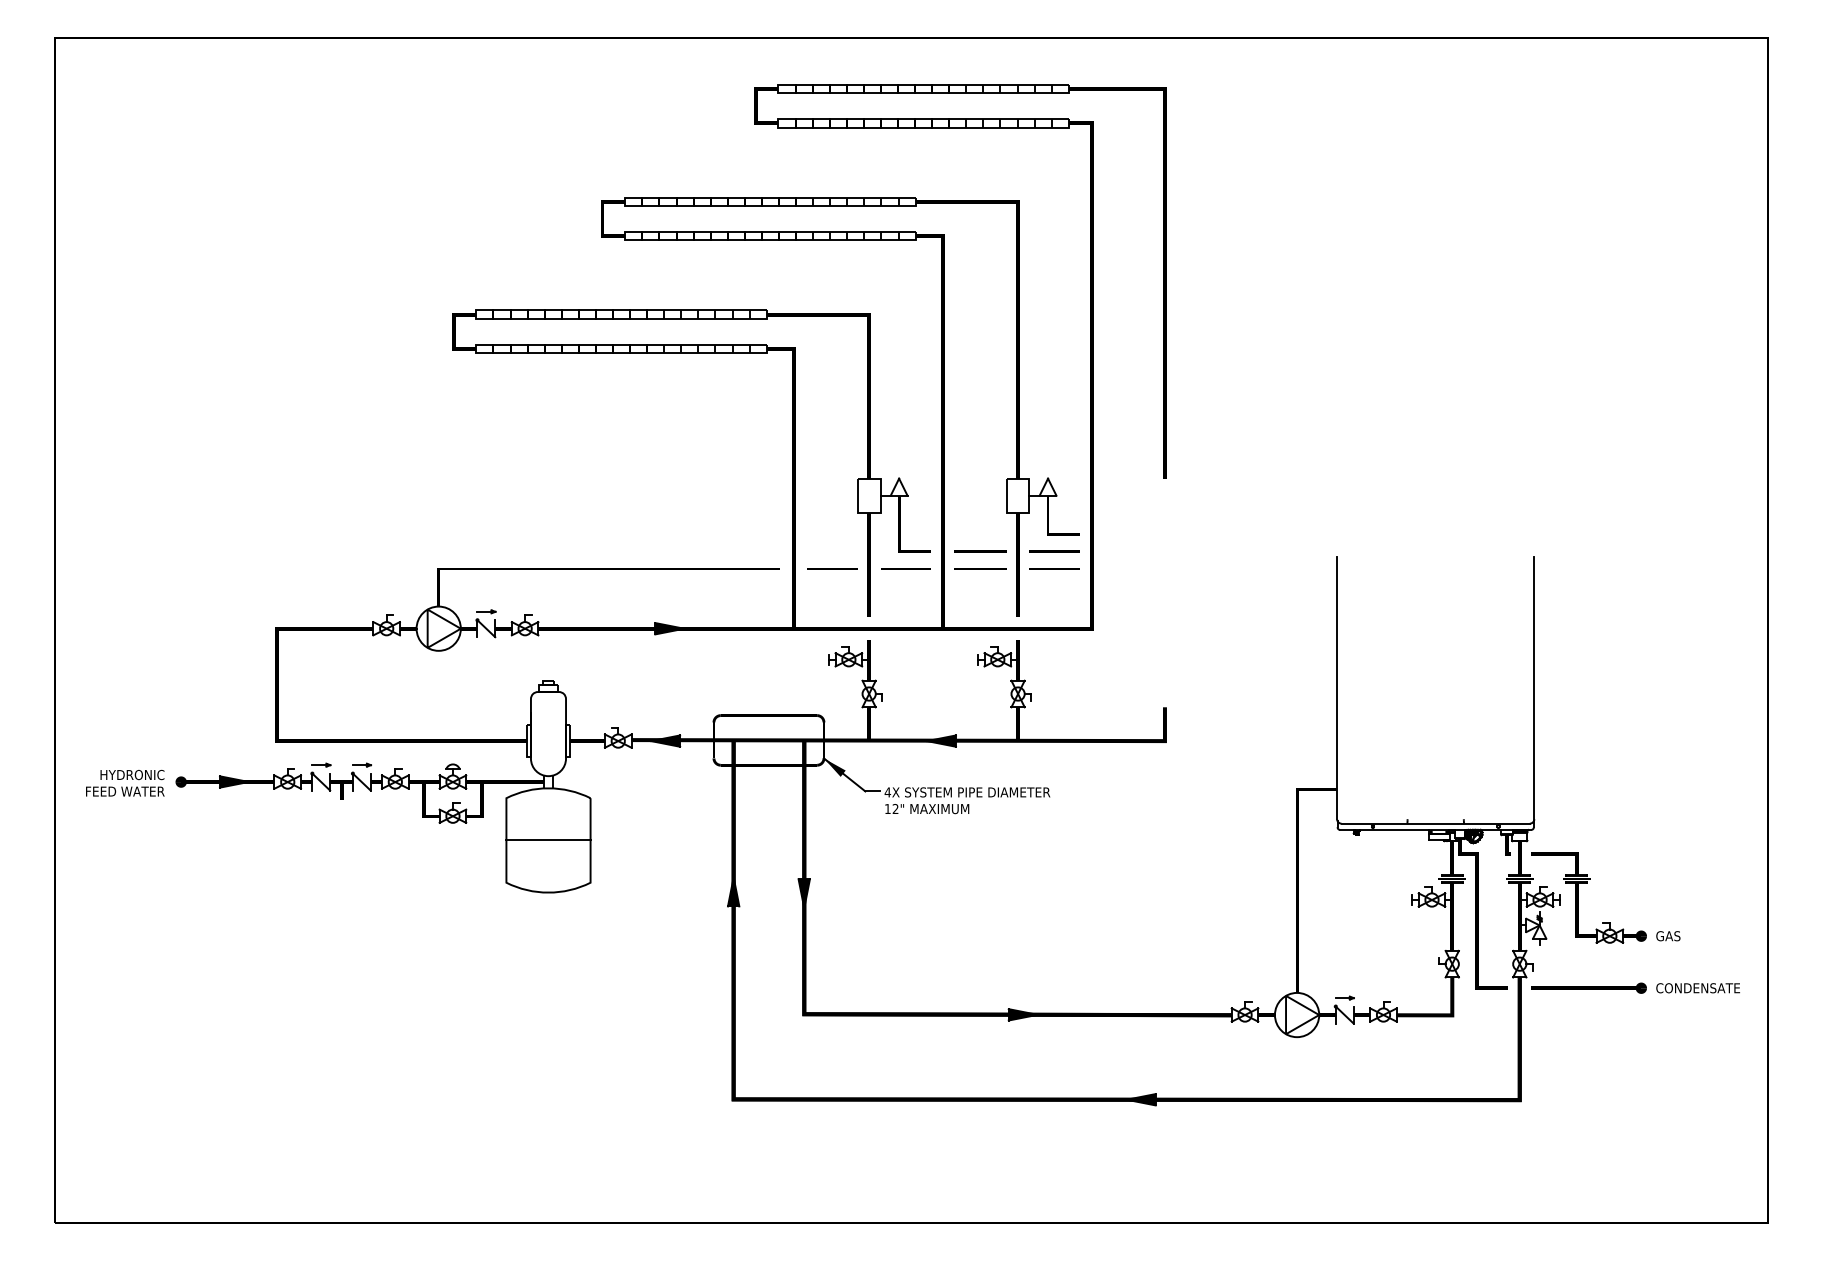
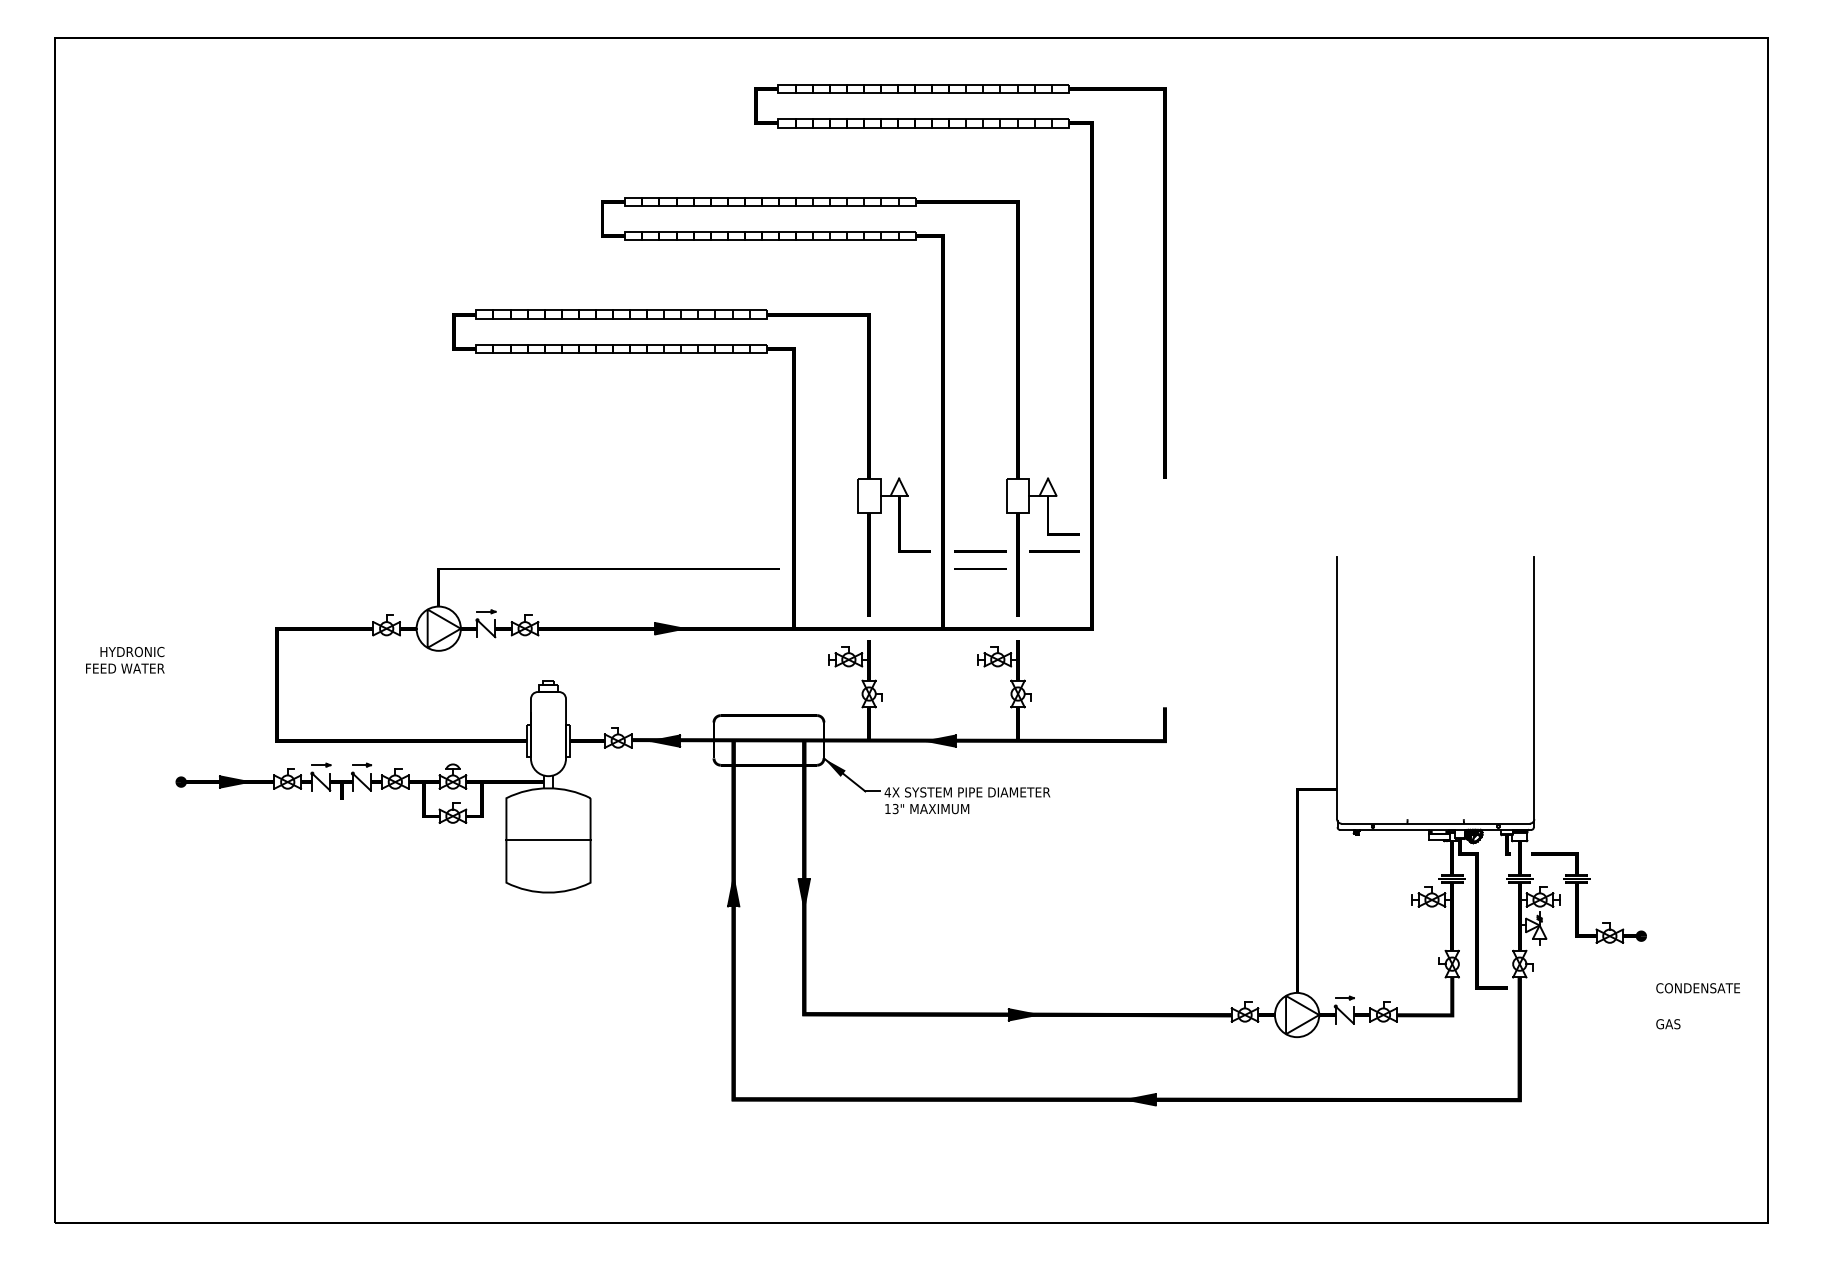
line: present -> none (832, 568)
line: present -> none (905, 568)
line: present -> none (1054, 568)
text position: (125, 782) -> (125, 659) (125, 659)
text: 12" -> 13" (895, 809)
text position: (1668, 936) -> (1668, 1024) (1668, 1024)
part: present -> none (1588, 987)
